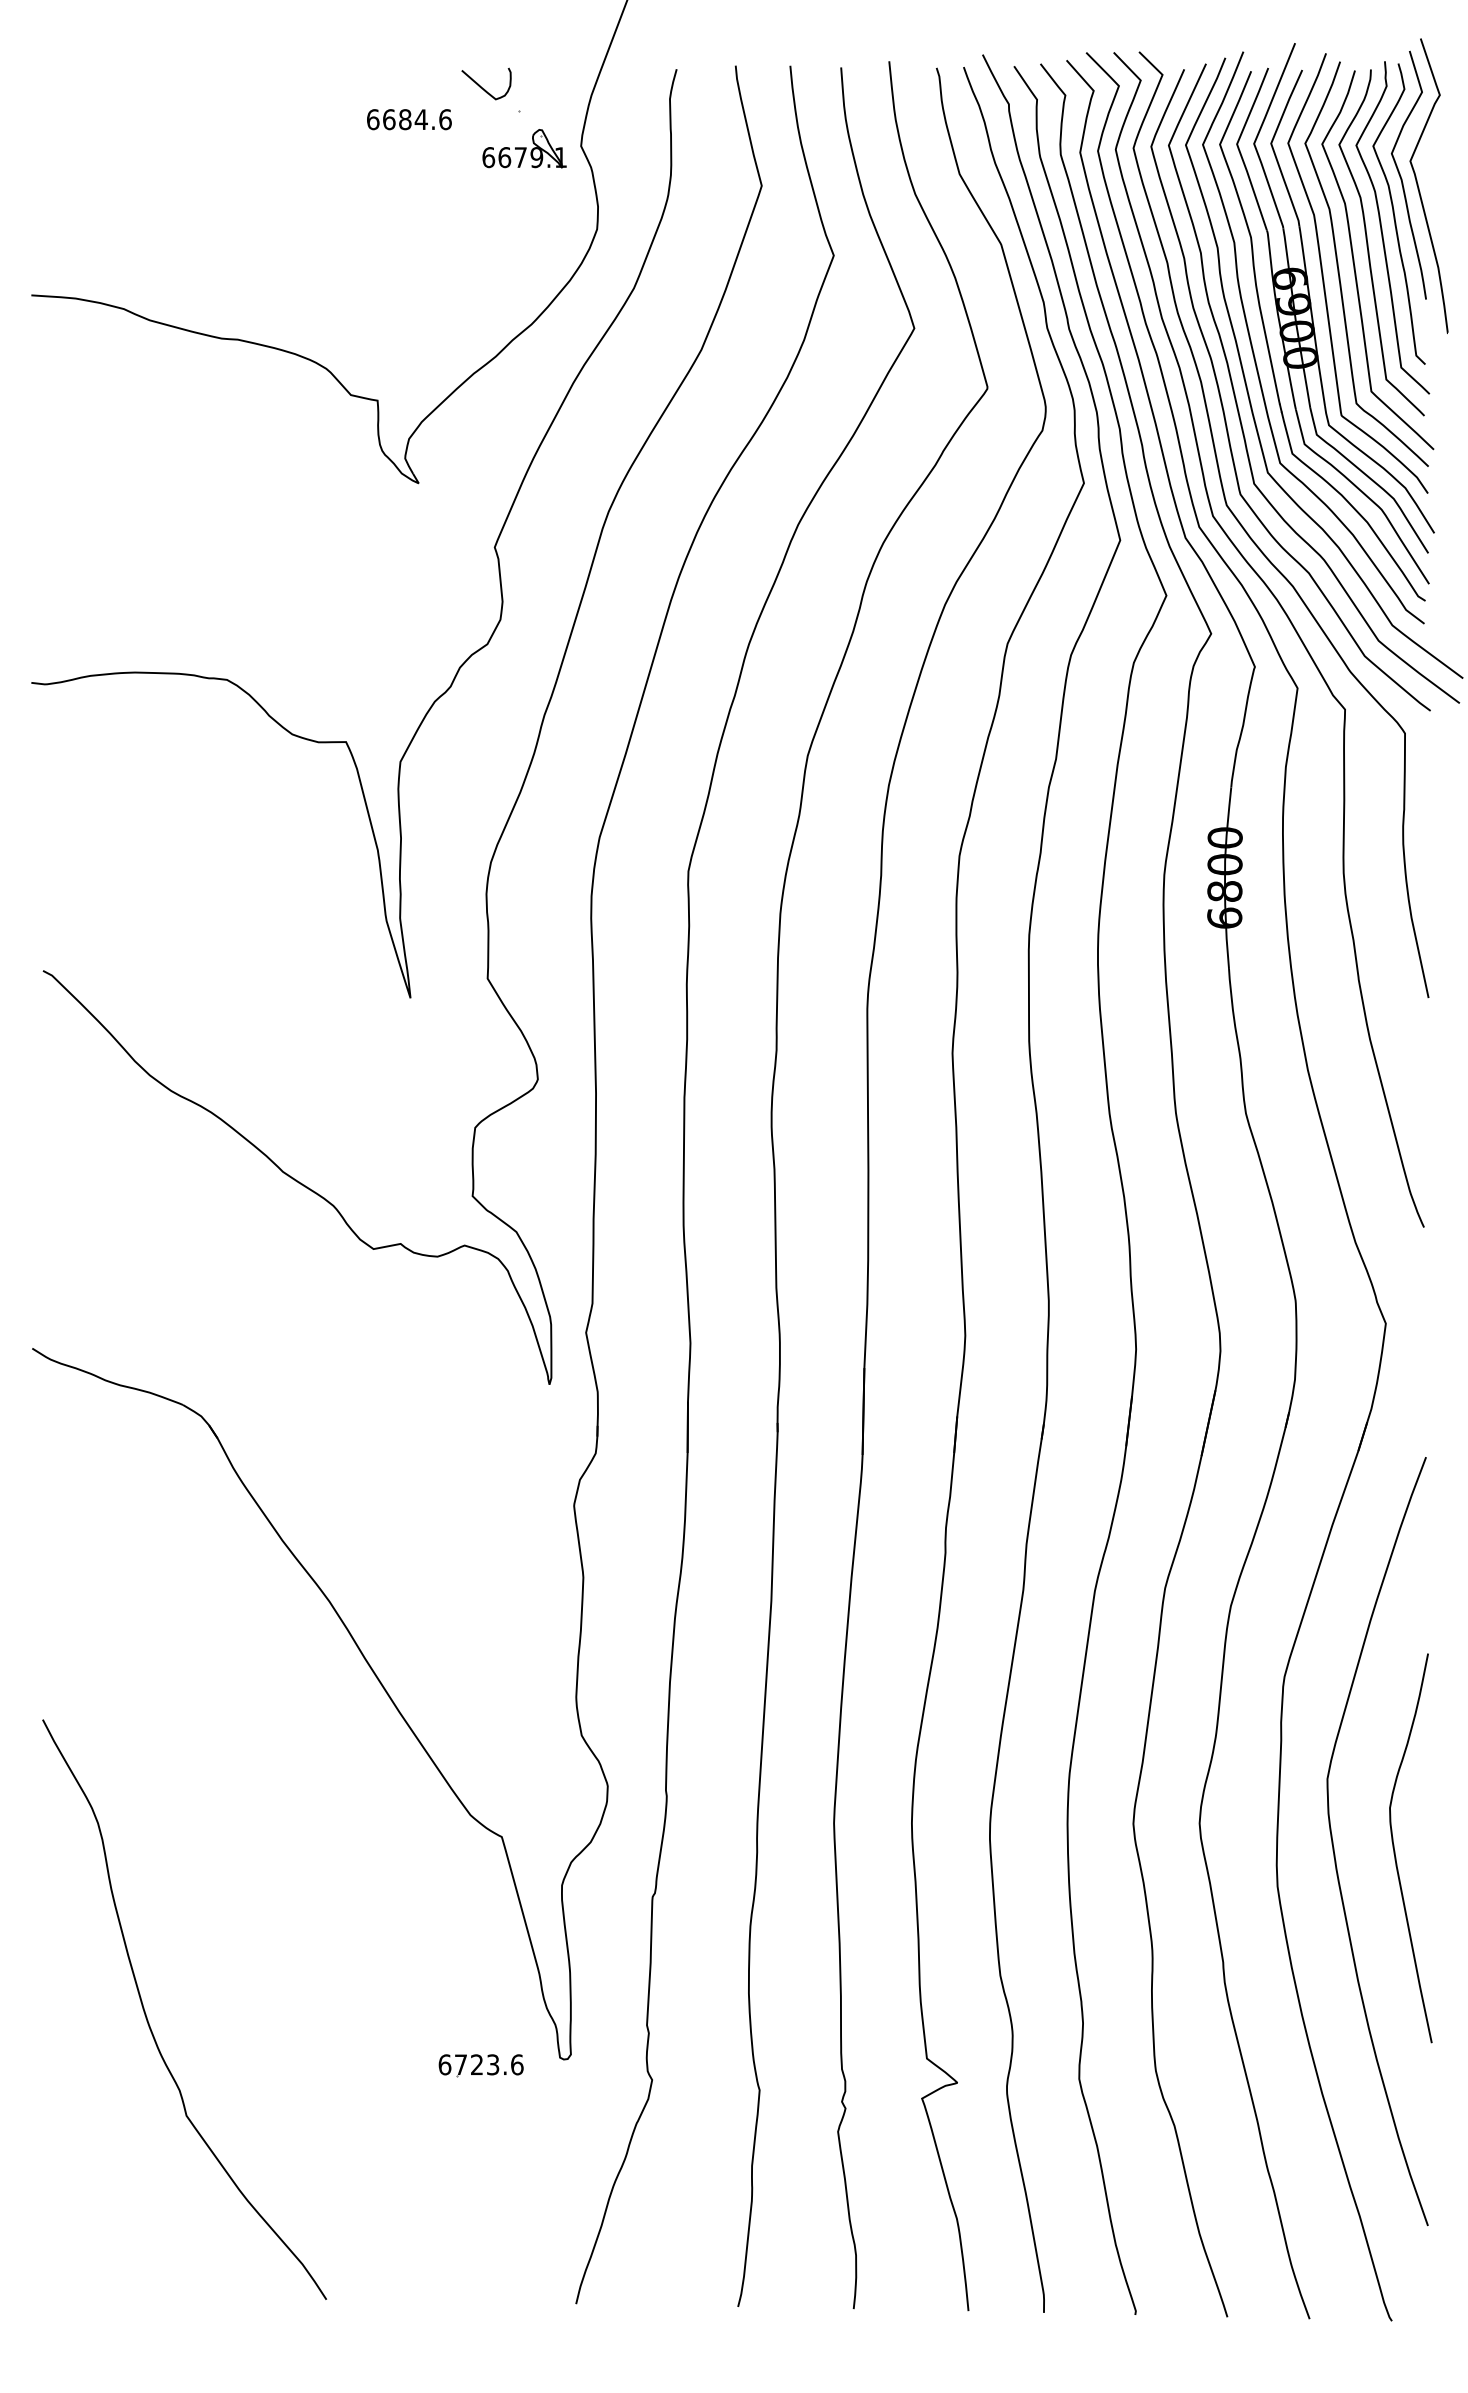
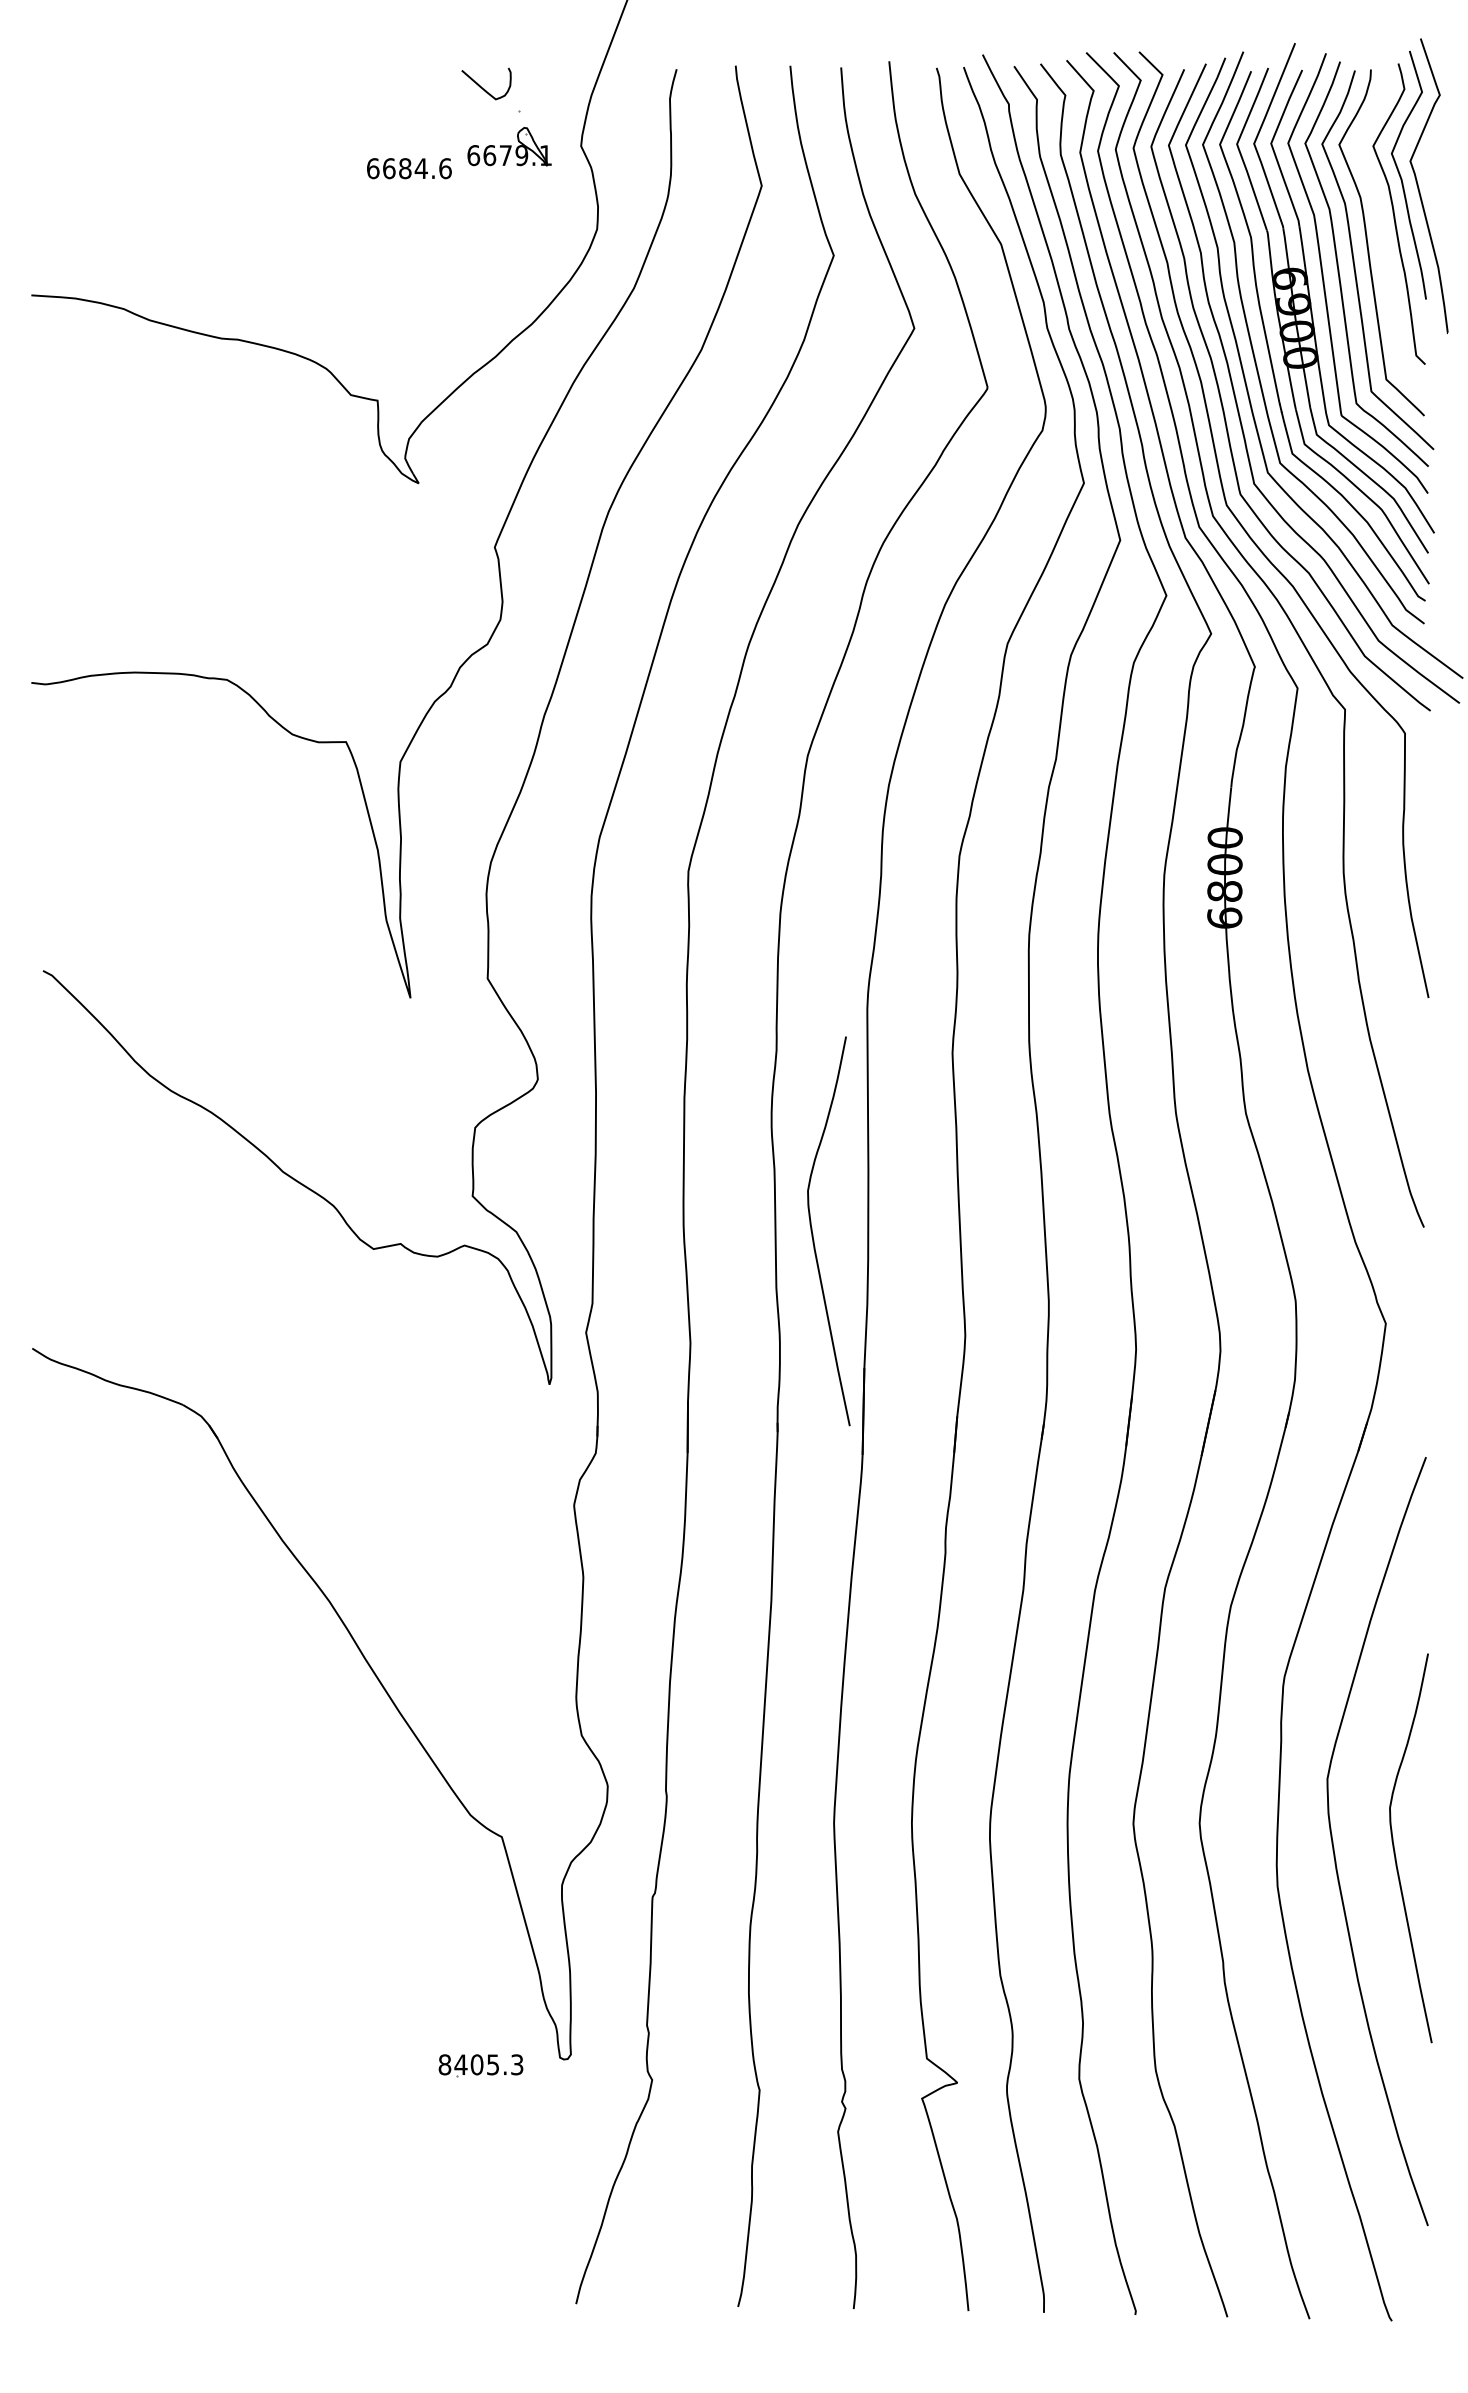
text position: (409, 119) -> (409, 168) (409, 168)
part position: (524, 148) -> (509, 146) (509, 146)
curve: present -> none (1382, 227)
curve: none -> present (813, 1233)
curve: present -> none (150, 2025)
text: 6723.6 -> 8405.3 (480, 2064)
